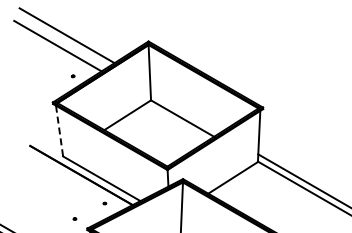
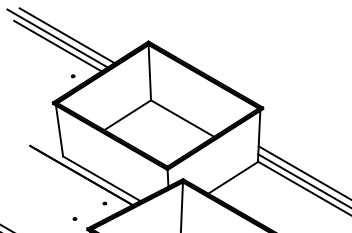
line: none -> present (57, 38)
line: dashed -> solid (59, 131)
line: none -> present (303, 172)
